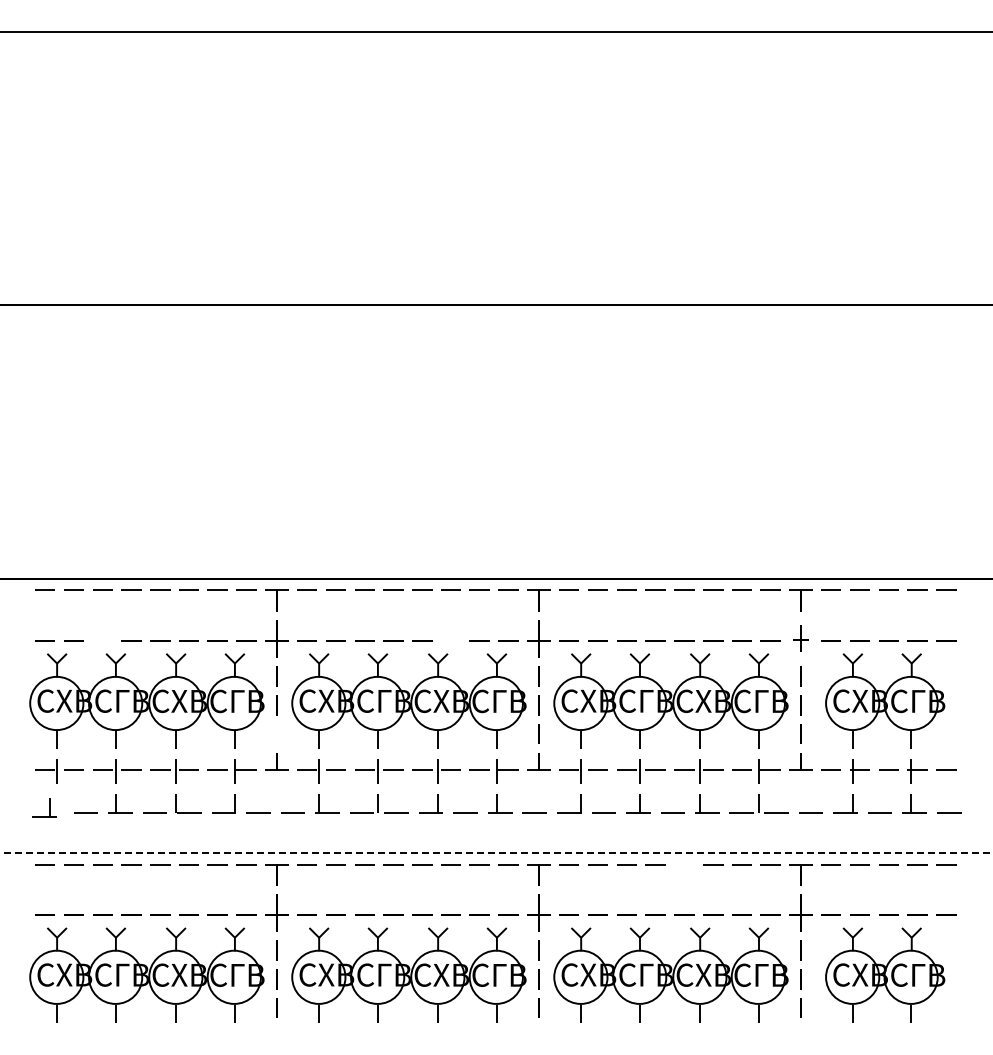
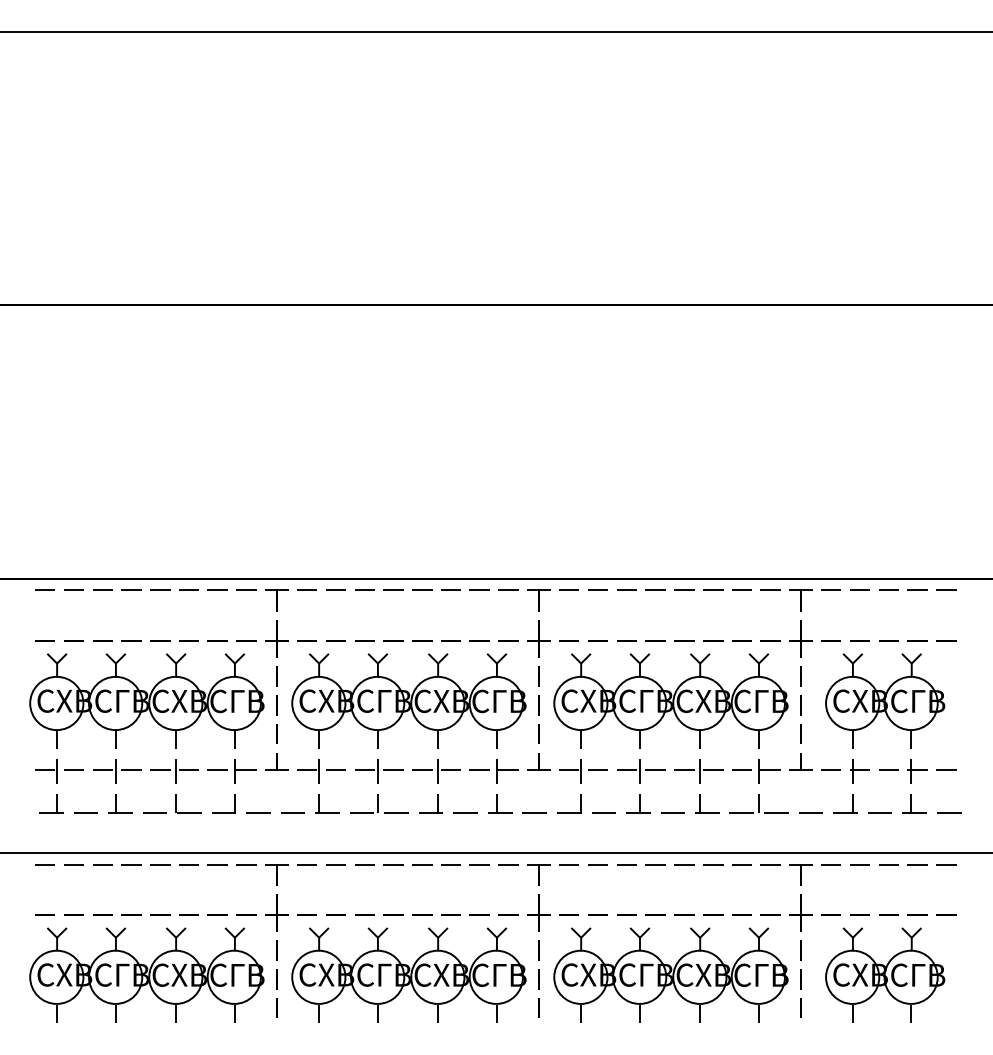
part size: 16x27 px -> 24x38 px (800, 638)
line: none -> present (102, 640)
line: none -> present (450, 640)
line: none -> present (276, 733)
part position: (44, 807) -> (51, 803) (51, 803)
line: dashed -> solid (496, 853)
line: none -> present (684, 864)
